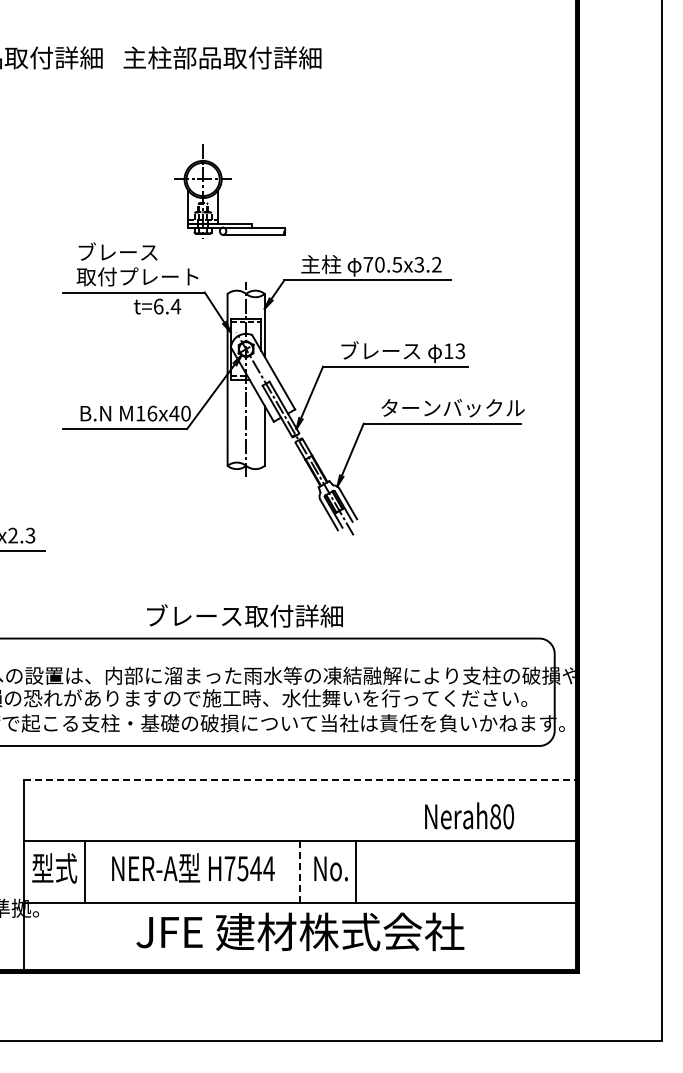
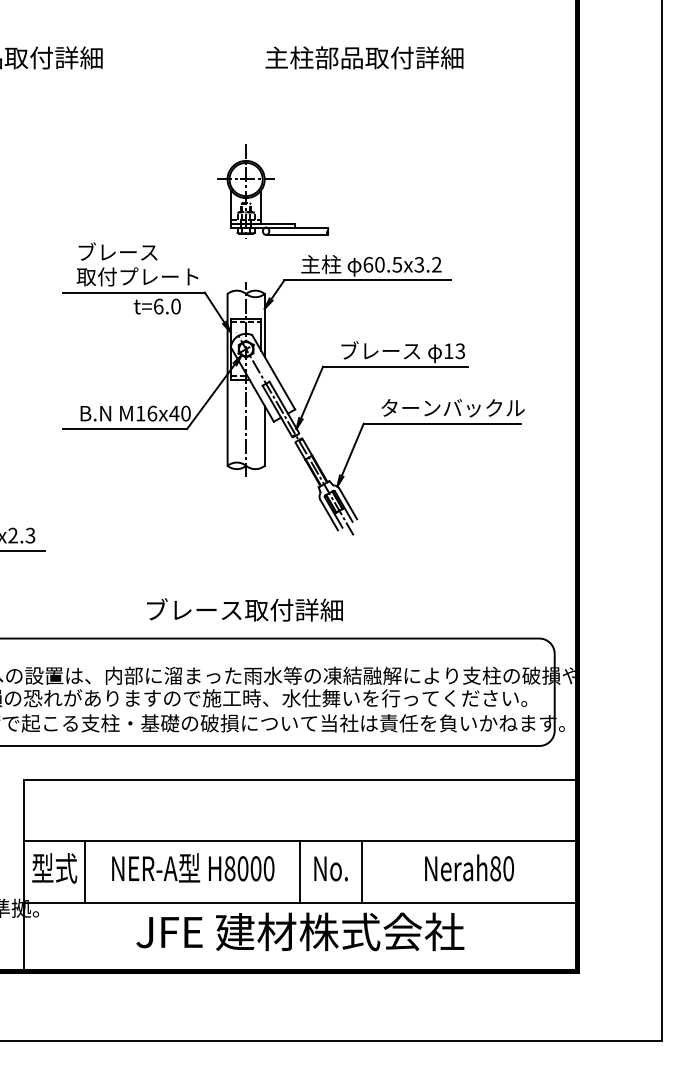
text position: (222, 57) -> (364, 57) (364, 57)
part position: (221, 186) -> (264, 186) (264, 186)
text: 70.5x3.2 -> 60.5x3.2 (368, 264)
text: t=6.4 -> t=6.0 (175, 306)
text position: (244, 615) -> (244, 609) (244, 609)
line: dashed -> solid (300, 779)
text position: (469, 815) -> (469, 867) (469, 867)
text: H7544 -> H8000 (249, 868)
line: dashed -> solid (300, 871)
line position: (355, 871) -> (361, 871) (361, 871)
